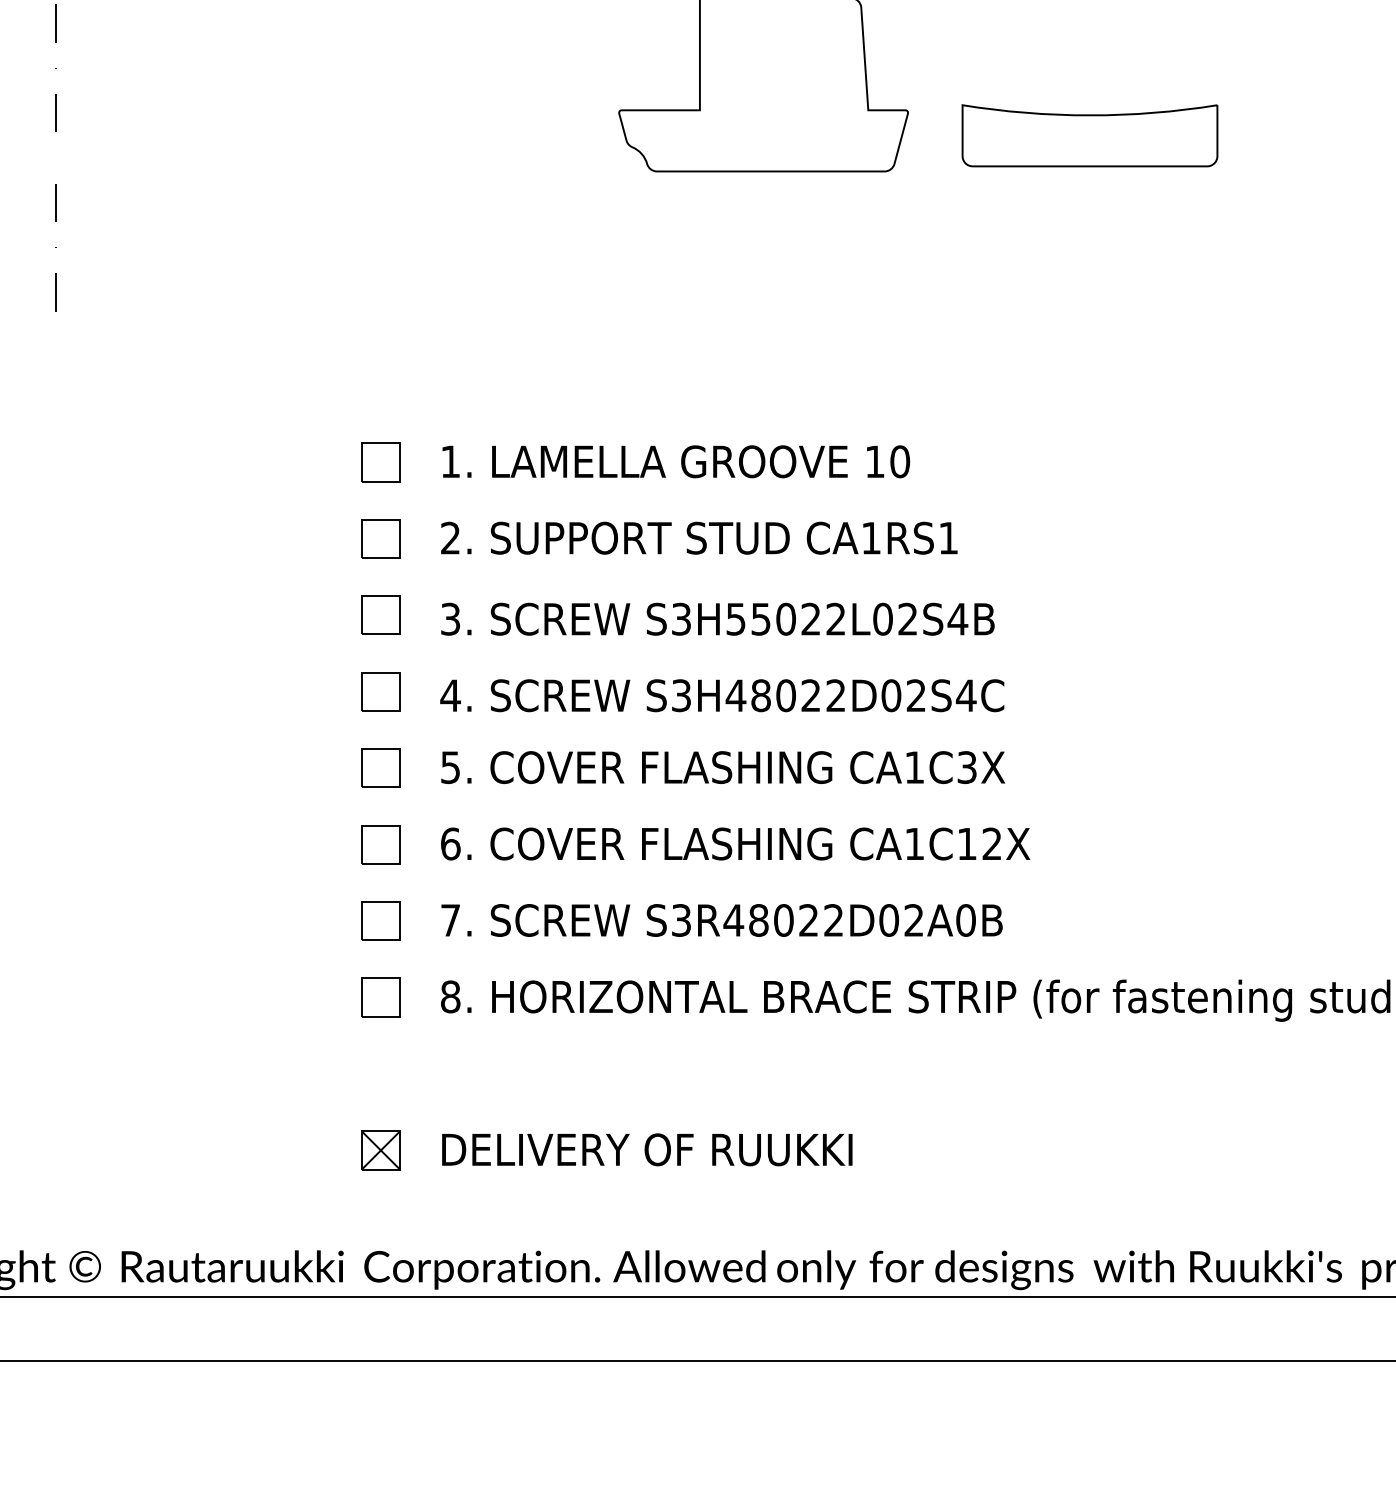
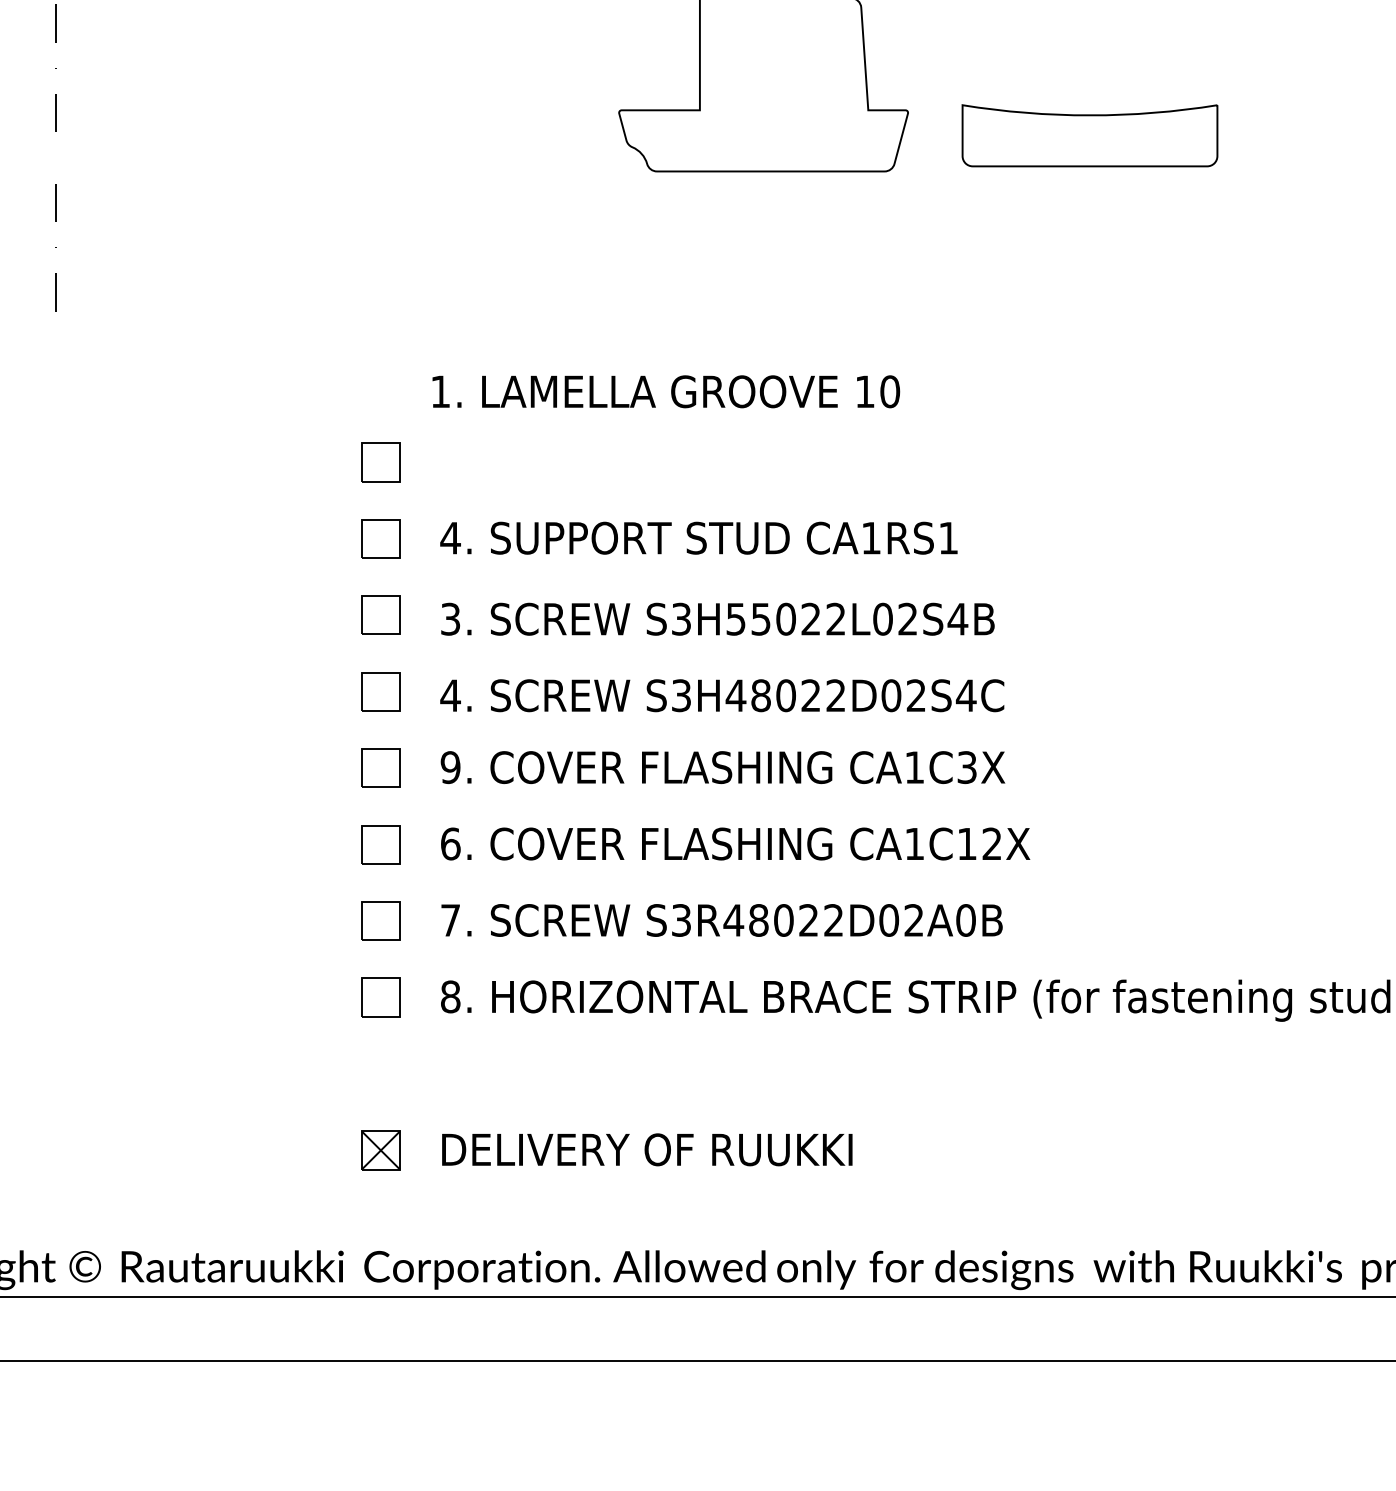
text position: (676, 461) -> (666, 391) (666, 391)
text: 2. -> 4. (450, 537)
text: 5. -> 9. (450, 767)
